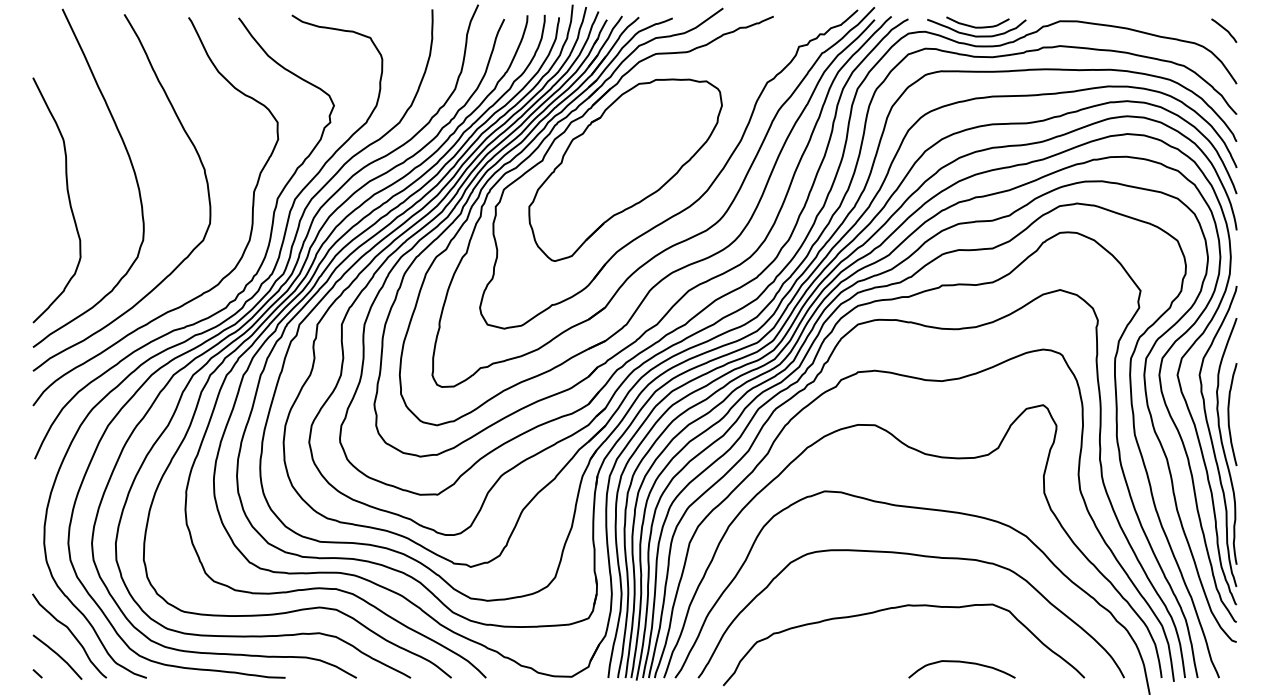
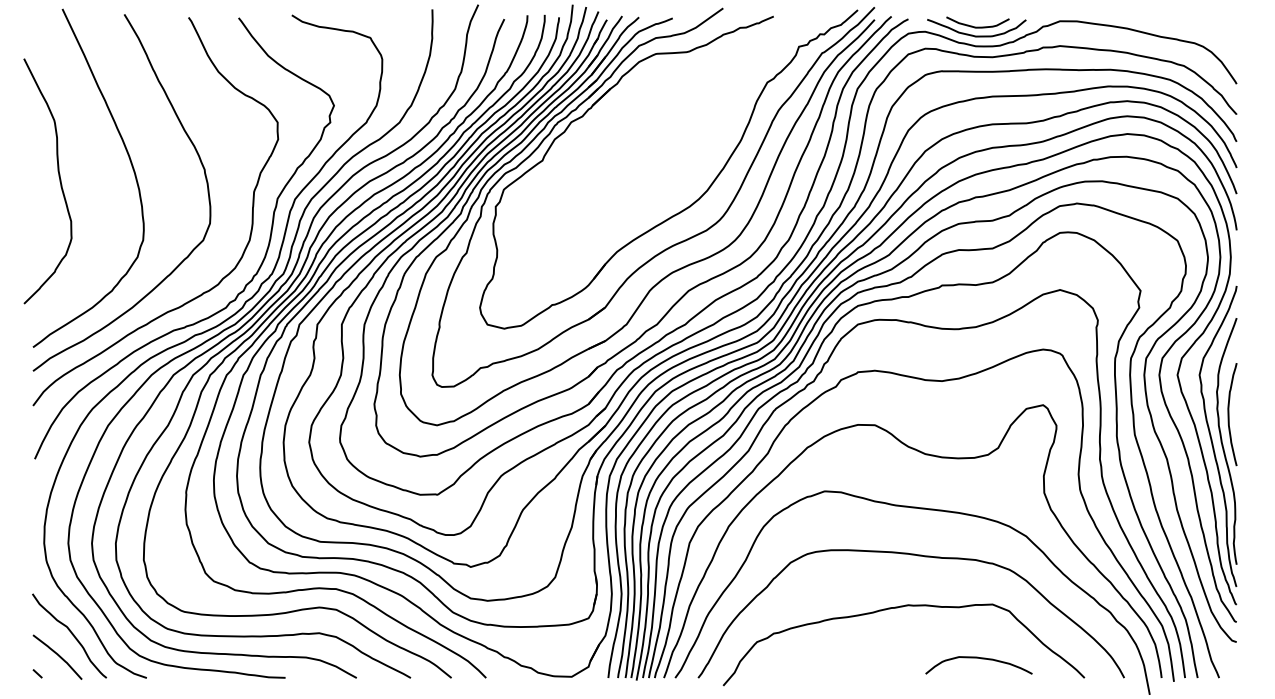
curve: present -> none (1224, 29)
part: present -> none (625, 169)
curve position: (68, 200) -> (59, 181) (59, 181)
curve position: (964, 663) -> (981, 659) (981, 659)
